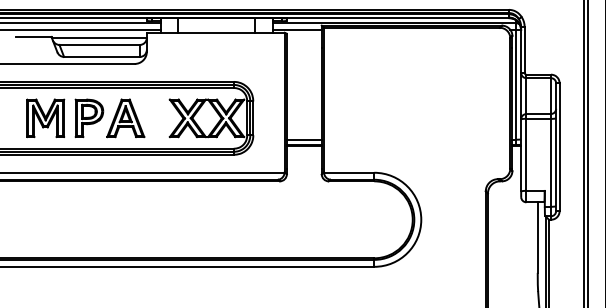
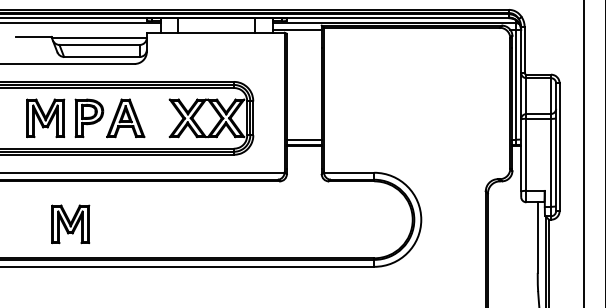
line: present -> none (81, 30)
line: present -> none (587, 153)
part: none -> present (70, 223)
